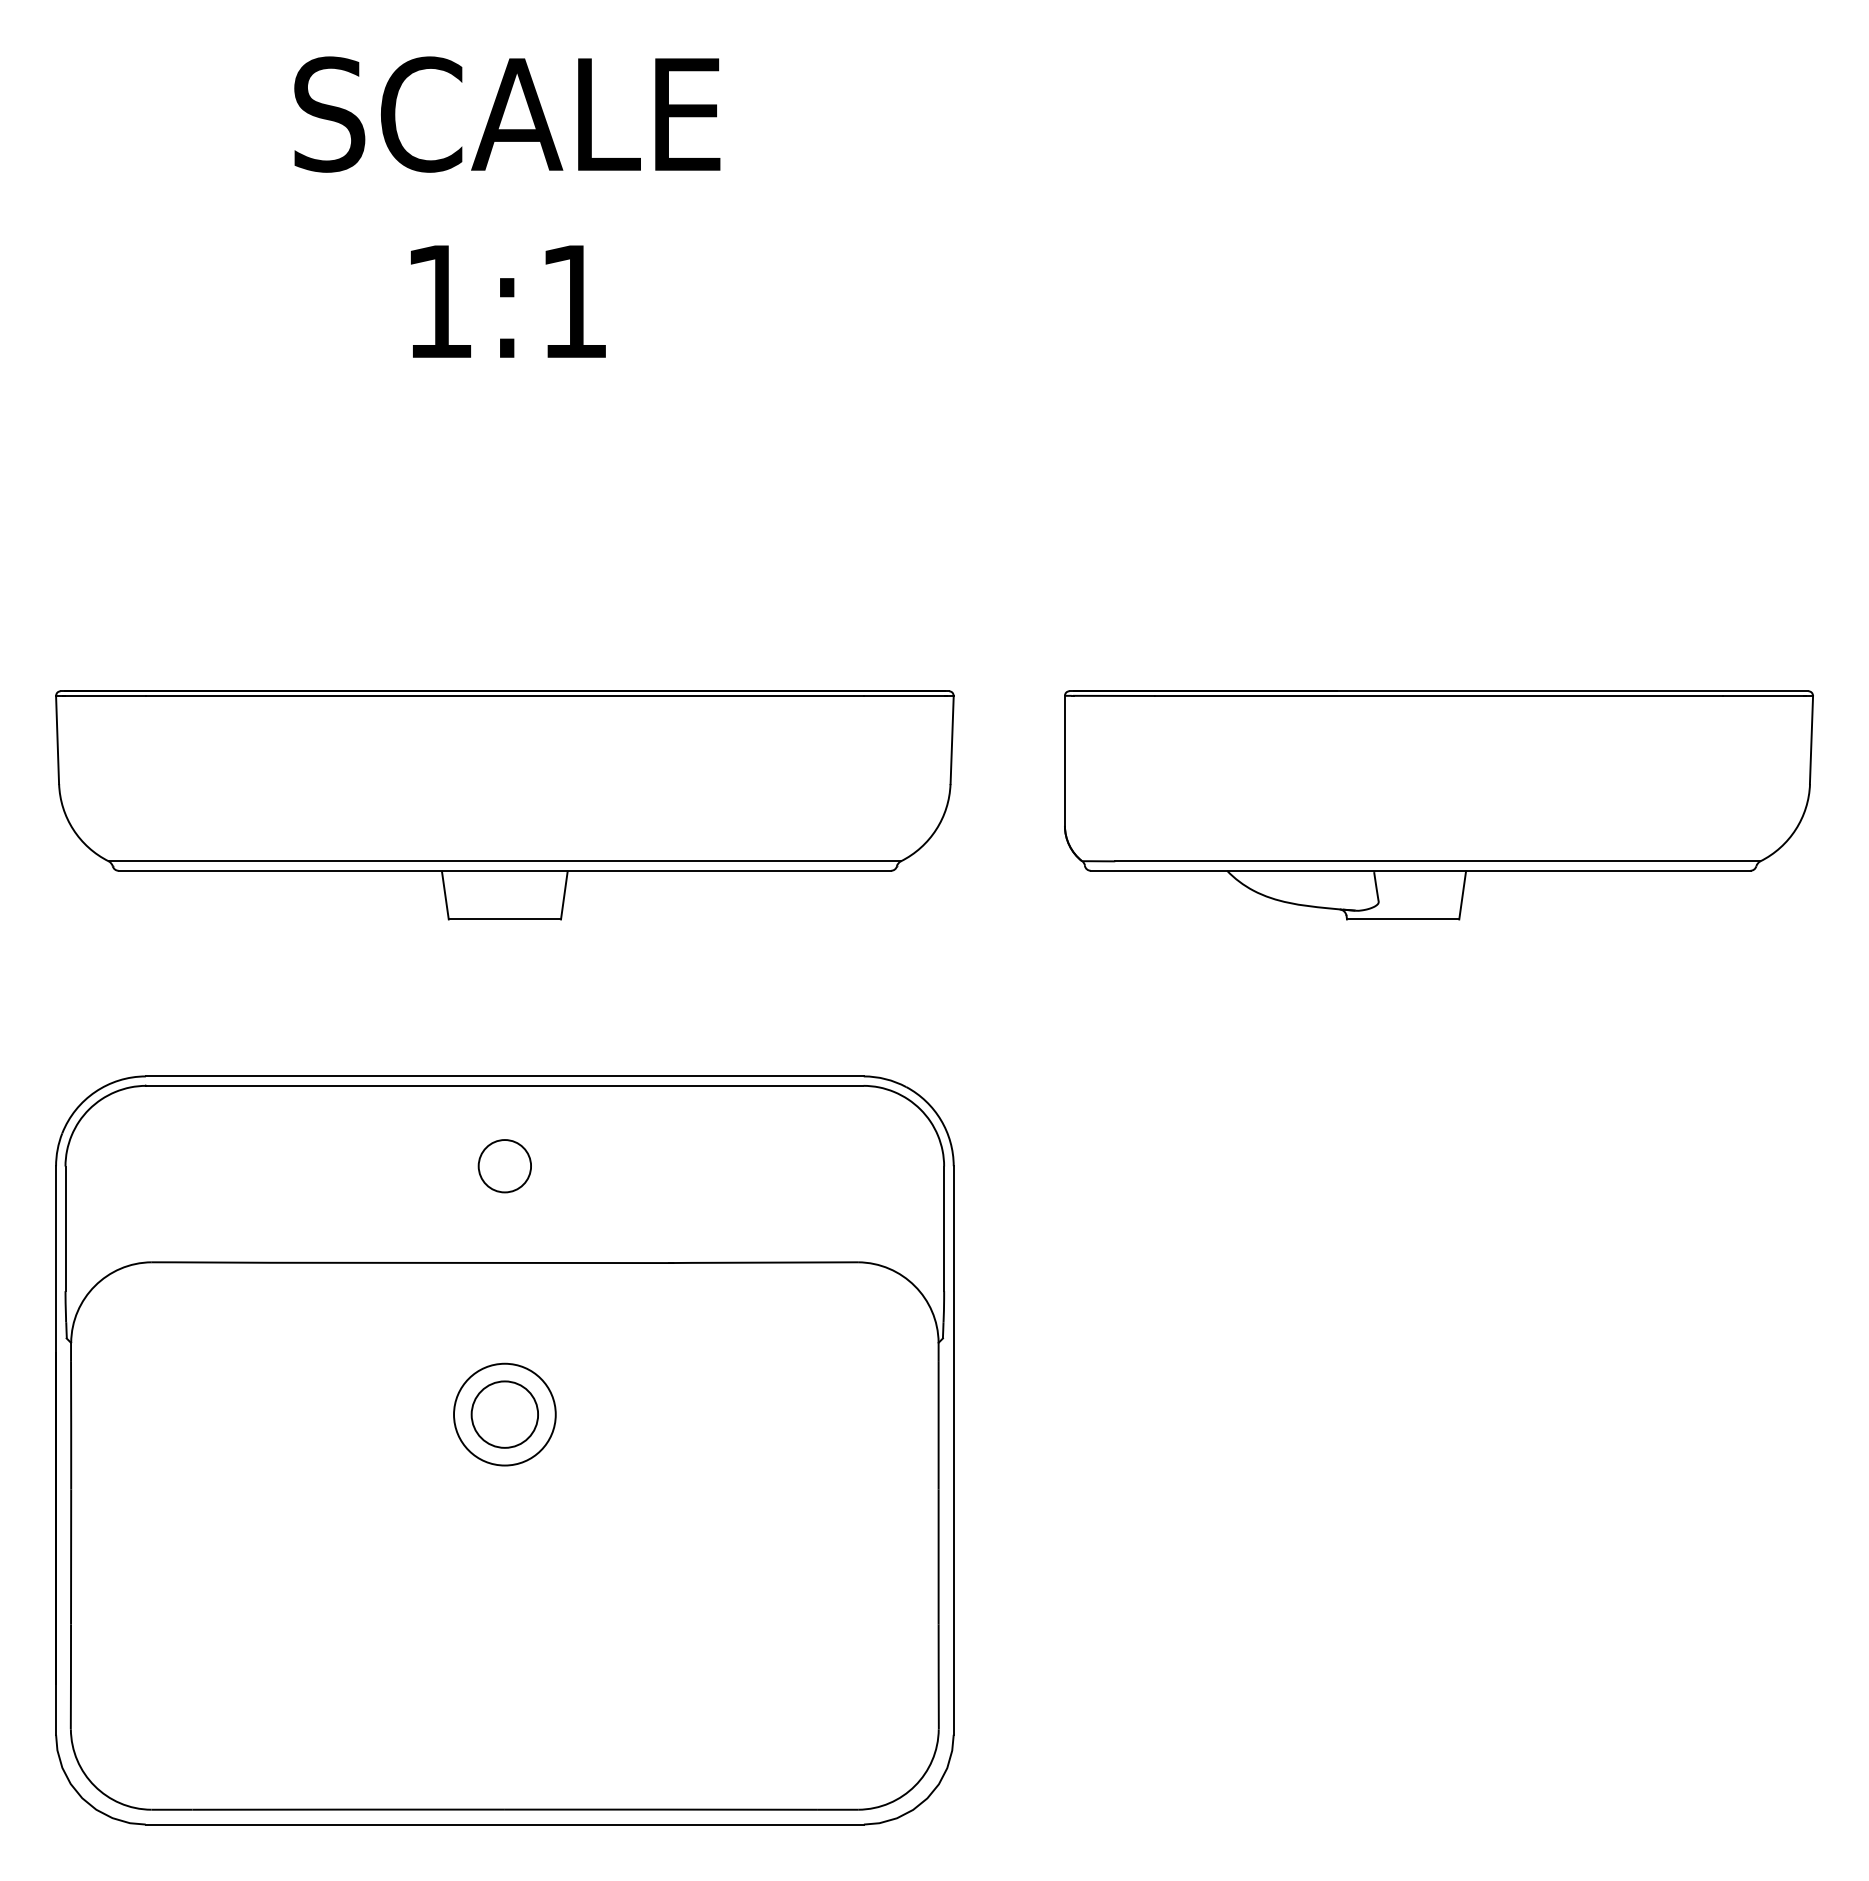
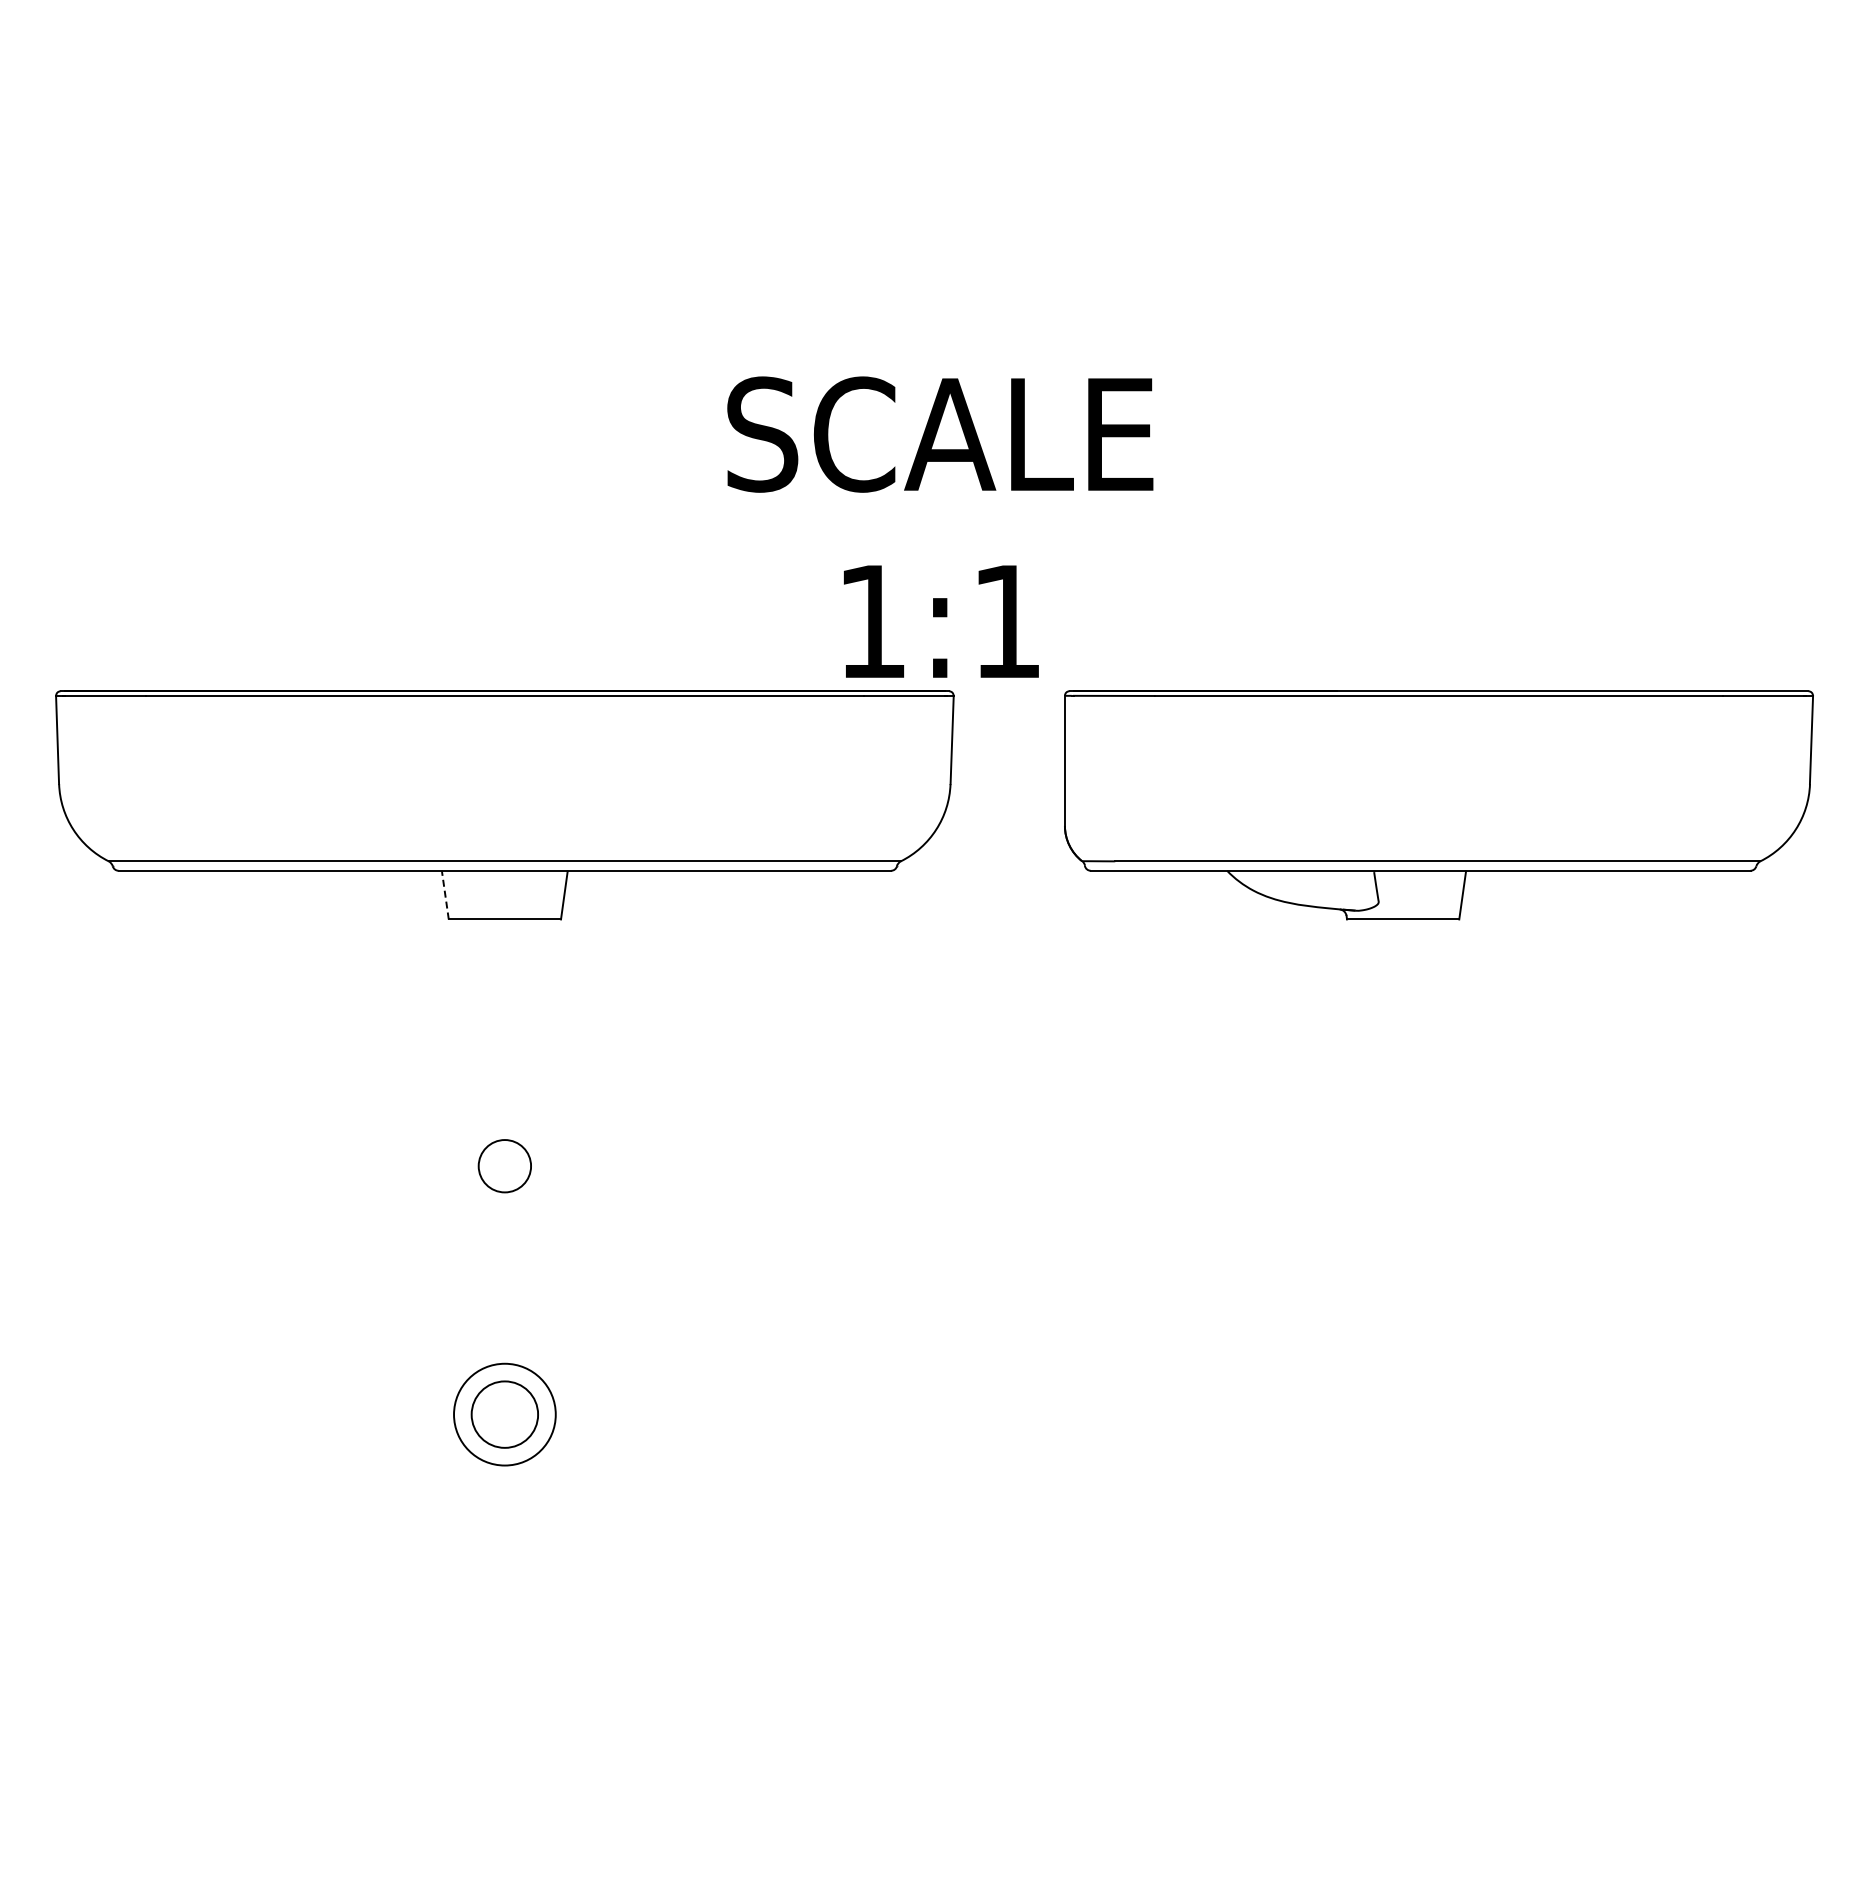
text position: (507, 206) -> (940, 526) (940, 526)
line: solid -> dashed (445, 895)
part: present -> none (504, 1450)
